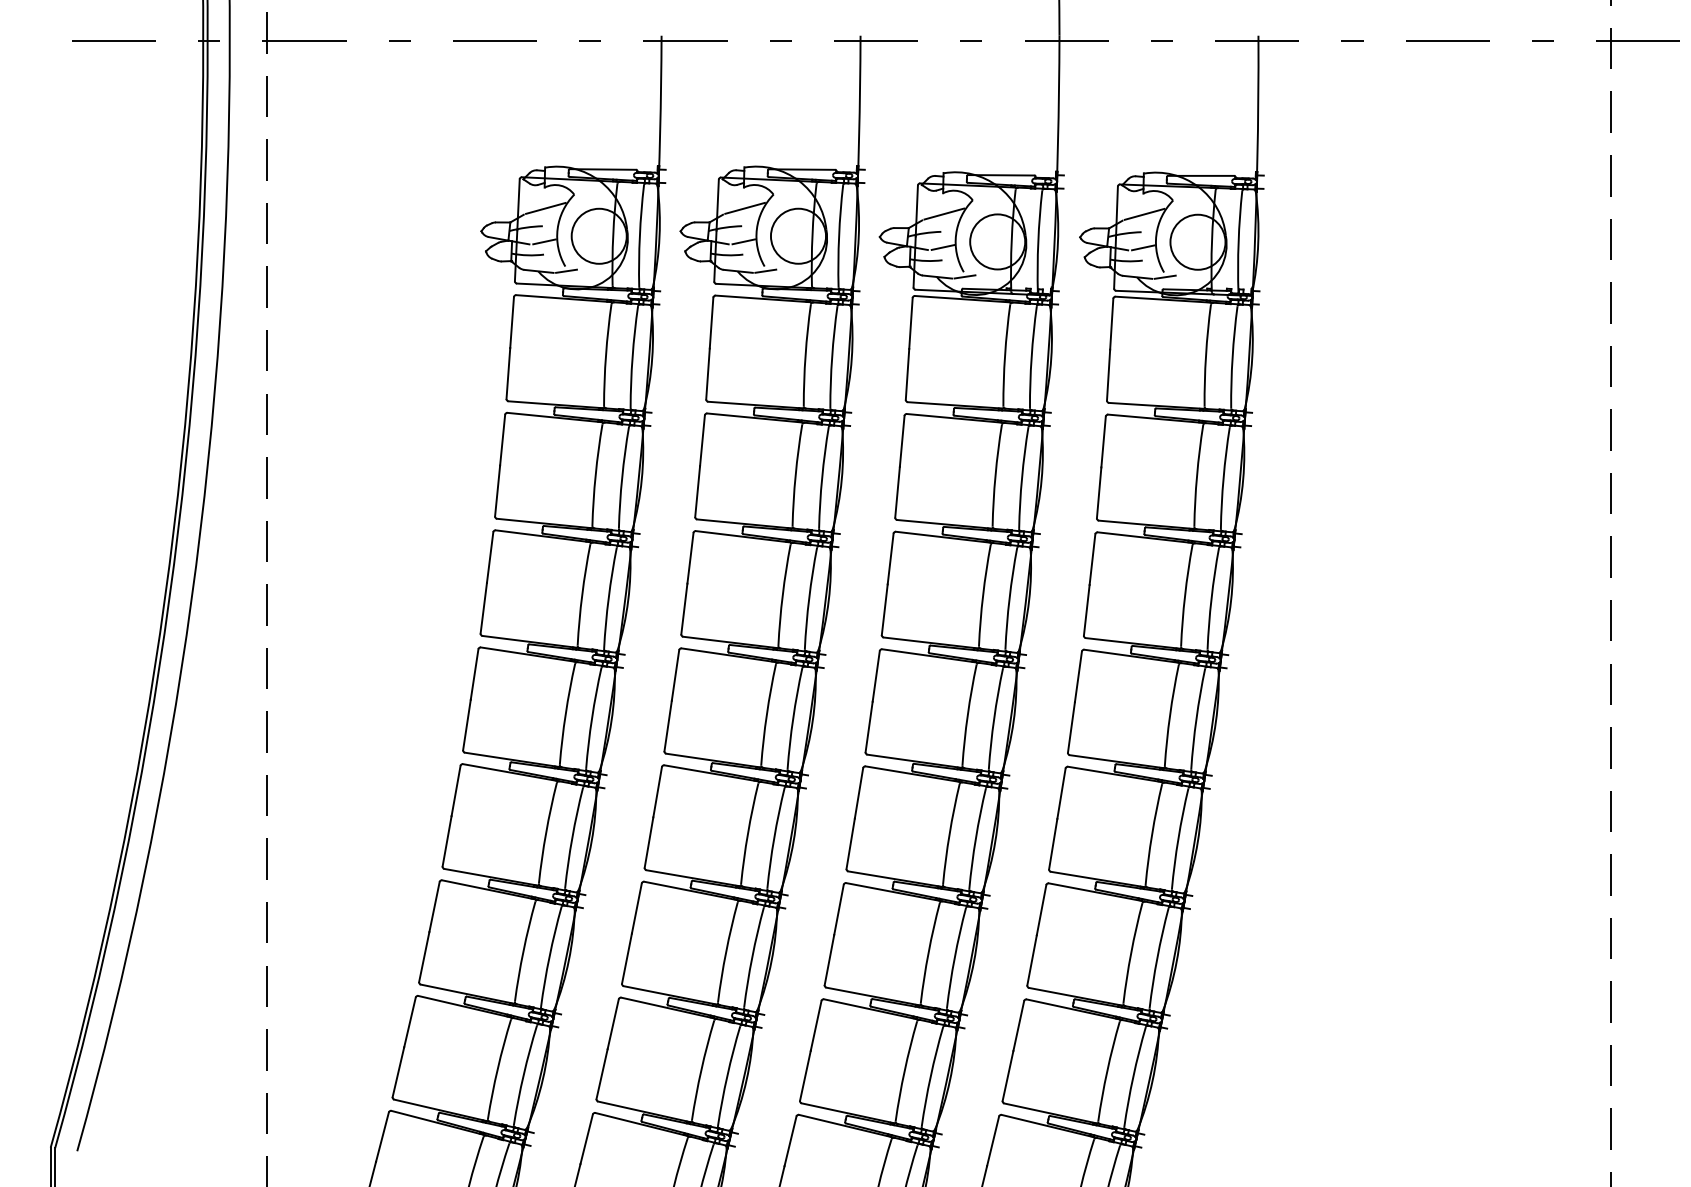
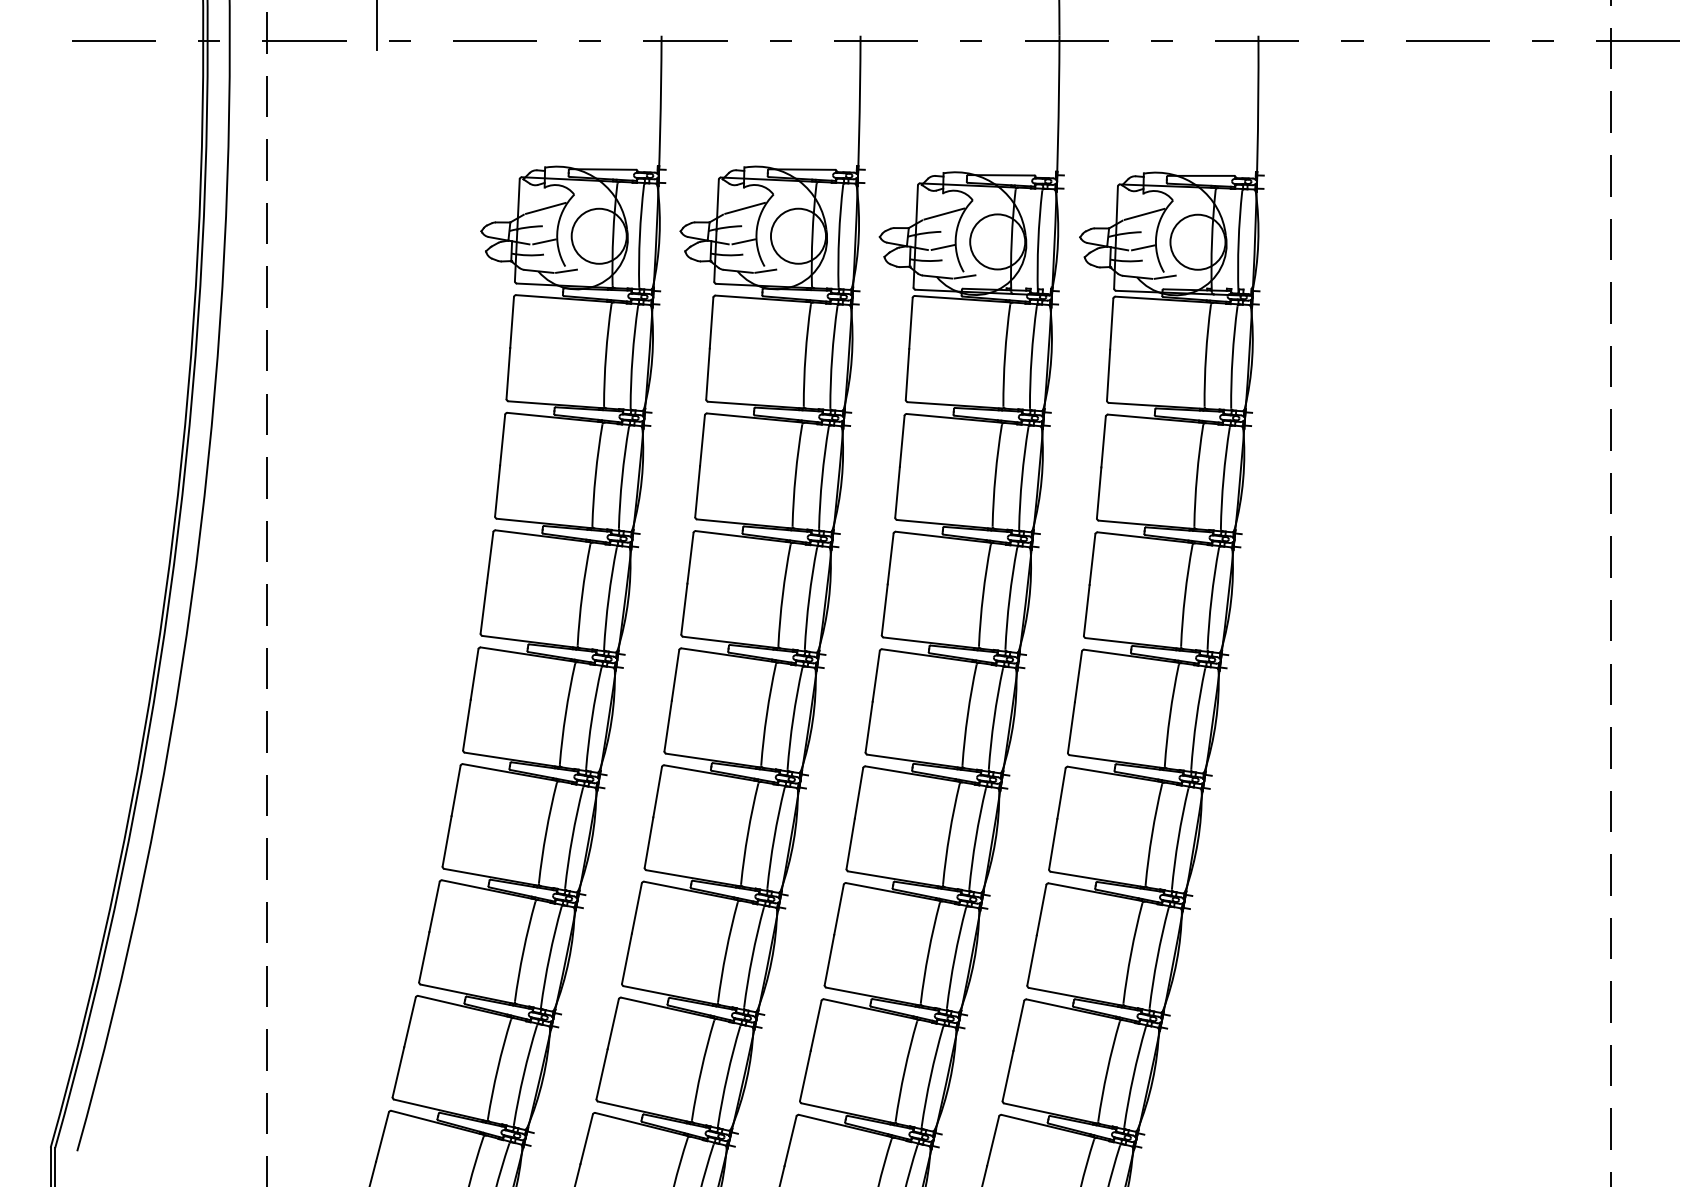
line: none -> present (377, 25)
